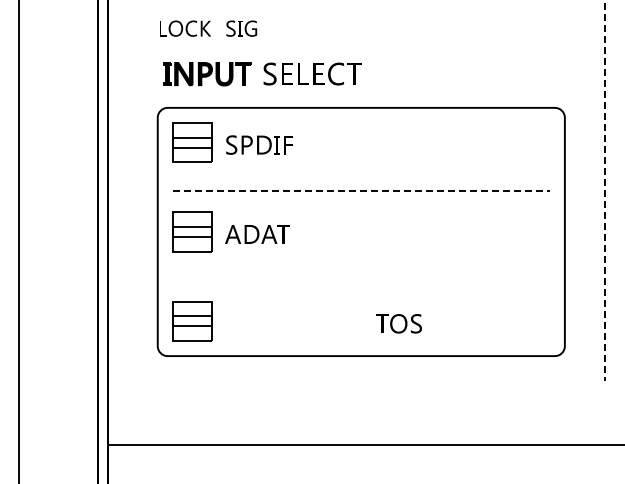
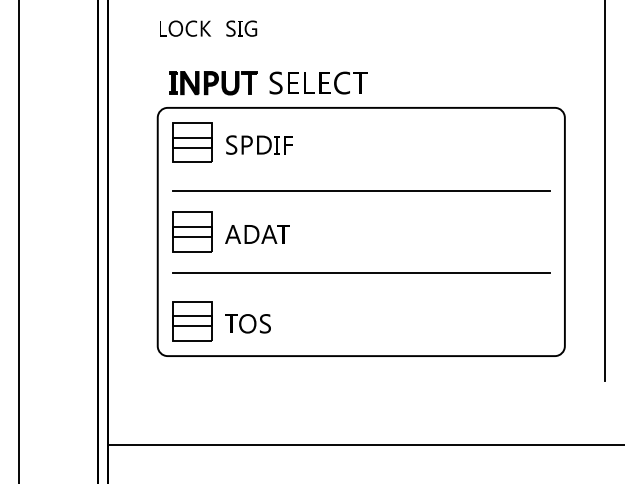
part position: (262, 74) -> (268, 83) (268, 83)
line: dashed -> solid (361, 190)
line: dashed -> solid (604, 191)
line: none -> present (360, 273)
part position: (398, 323) -> (247, 323) (247, 323)
